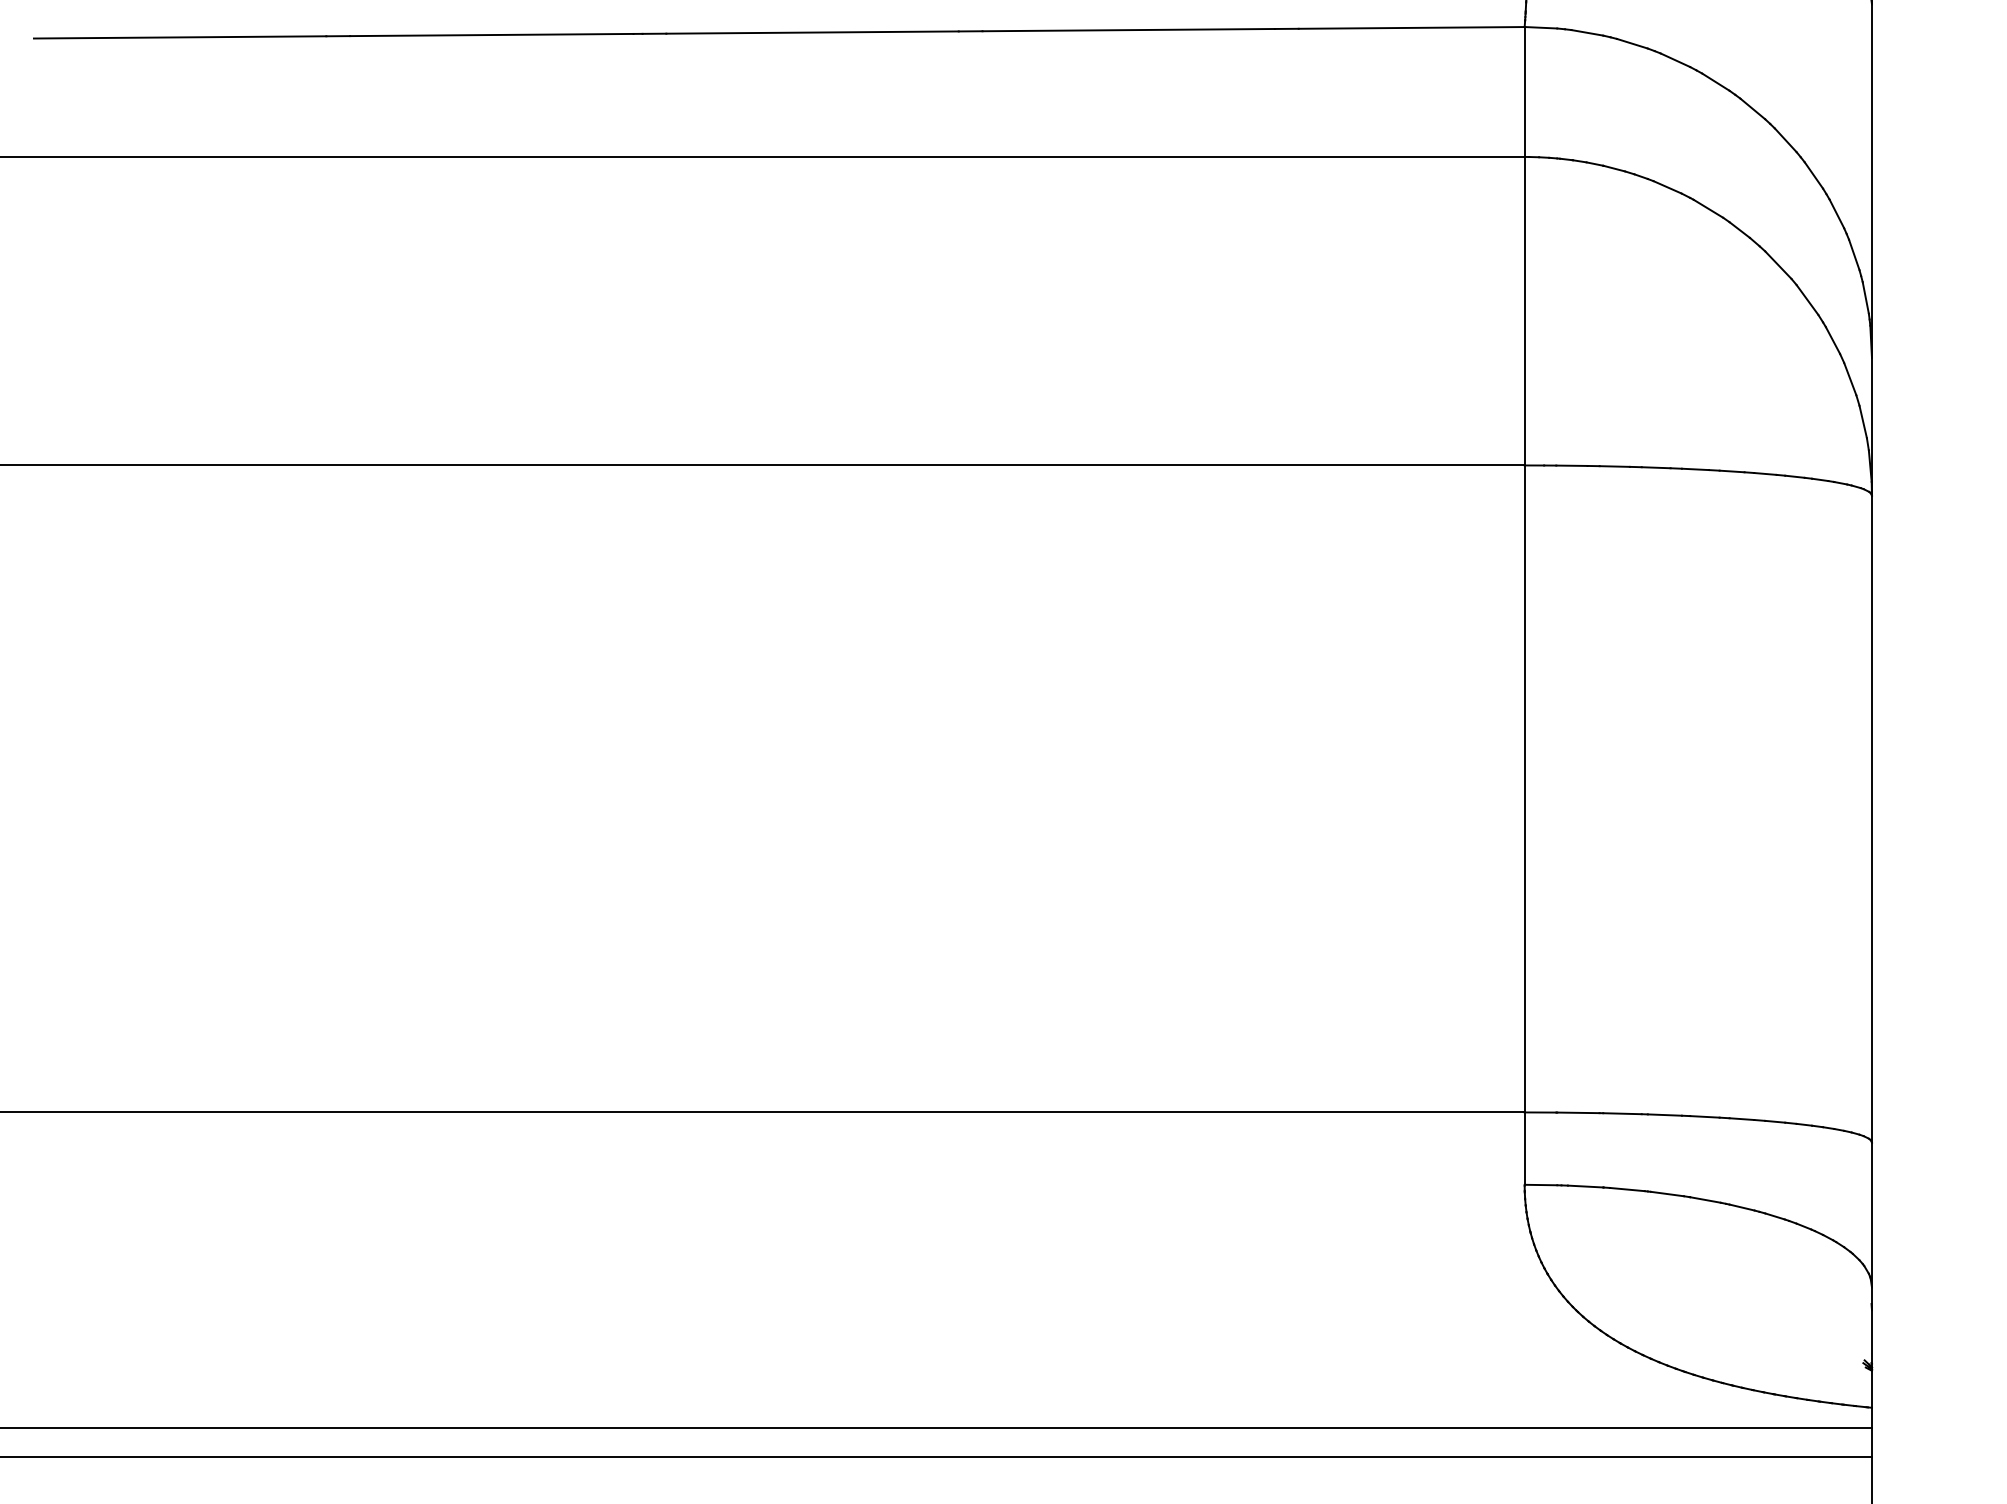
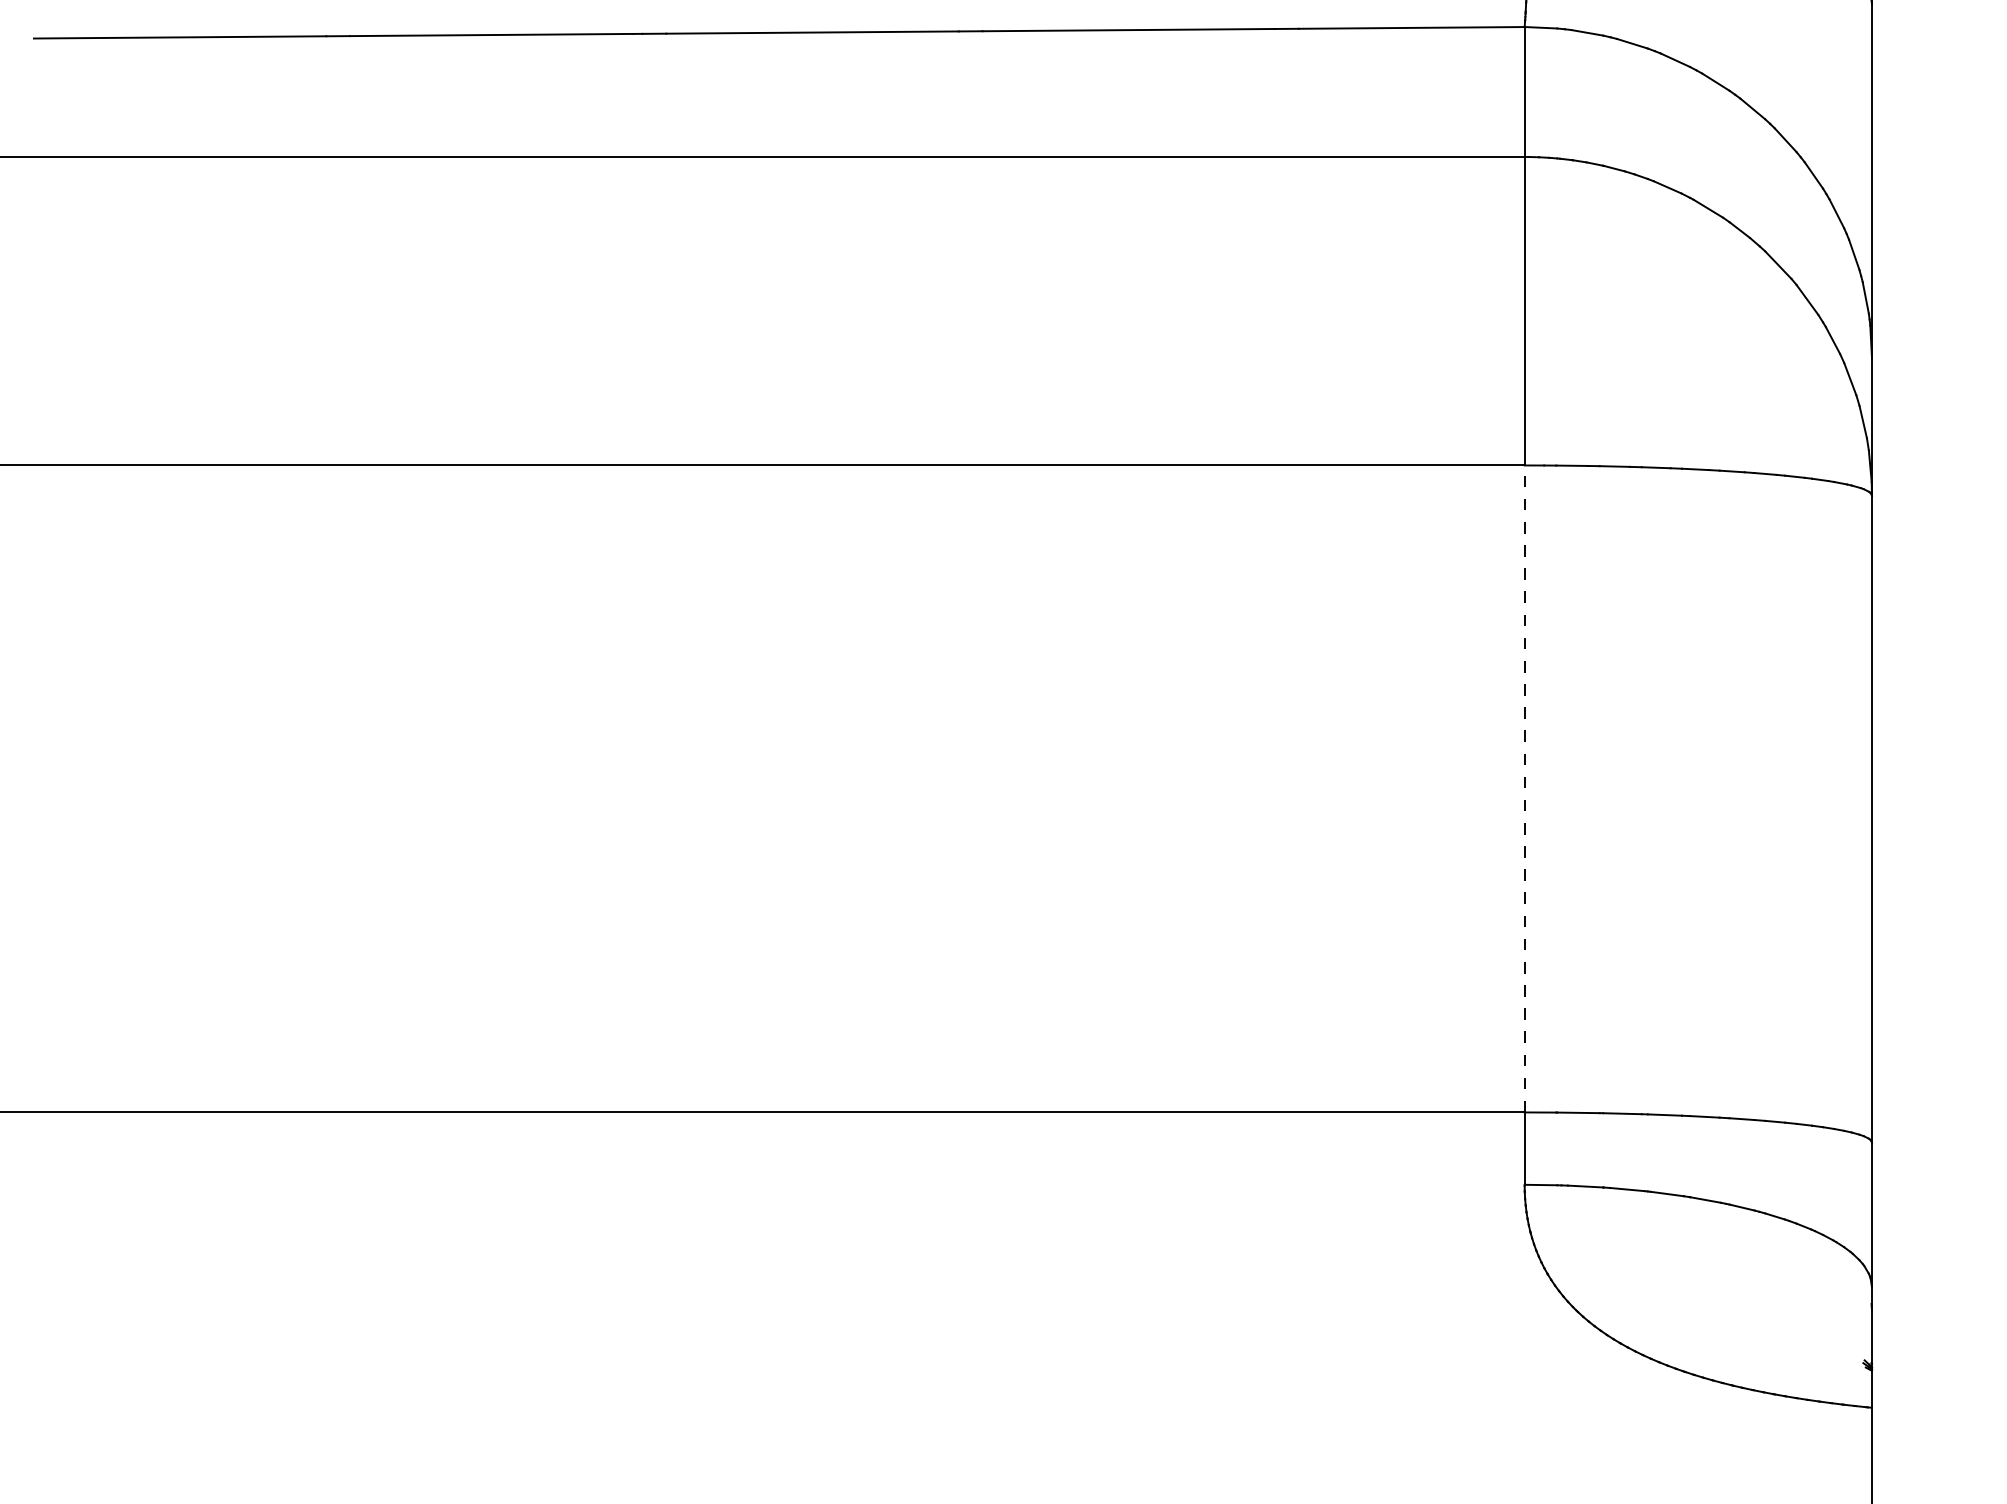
line: solid -> dashed (1524, 788)
line: present -> none (936, 1428)
line: present -> none (936, 1457)
